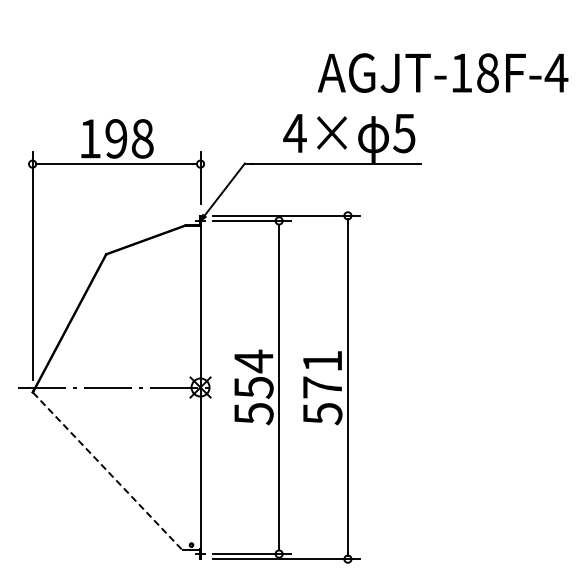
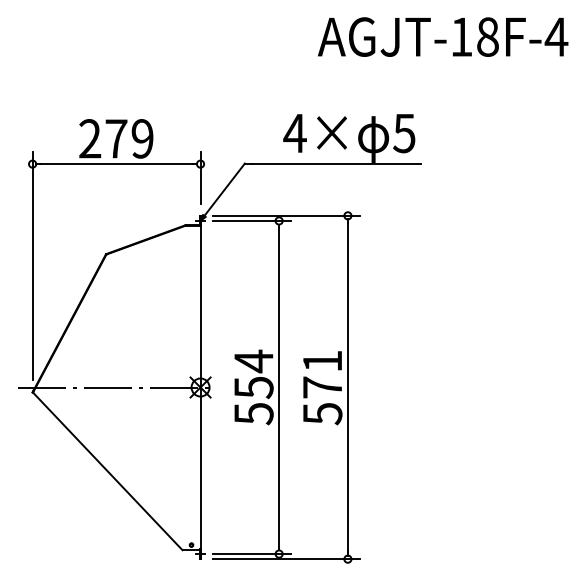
text position: (443, 72) -> (443, 36) (443, 36)
text: 198 -> 279 (116, 138)
line: dashed -> solid (107, 471)
